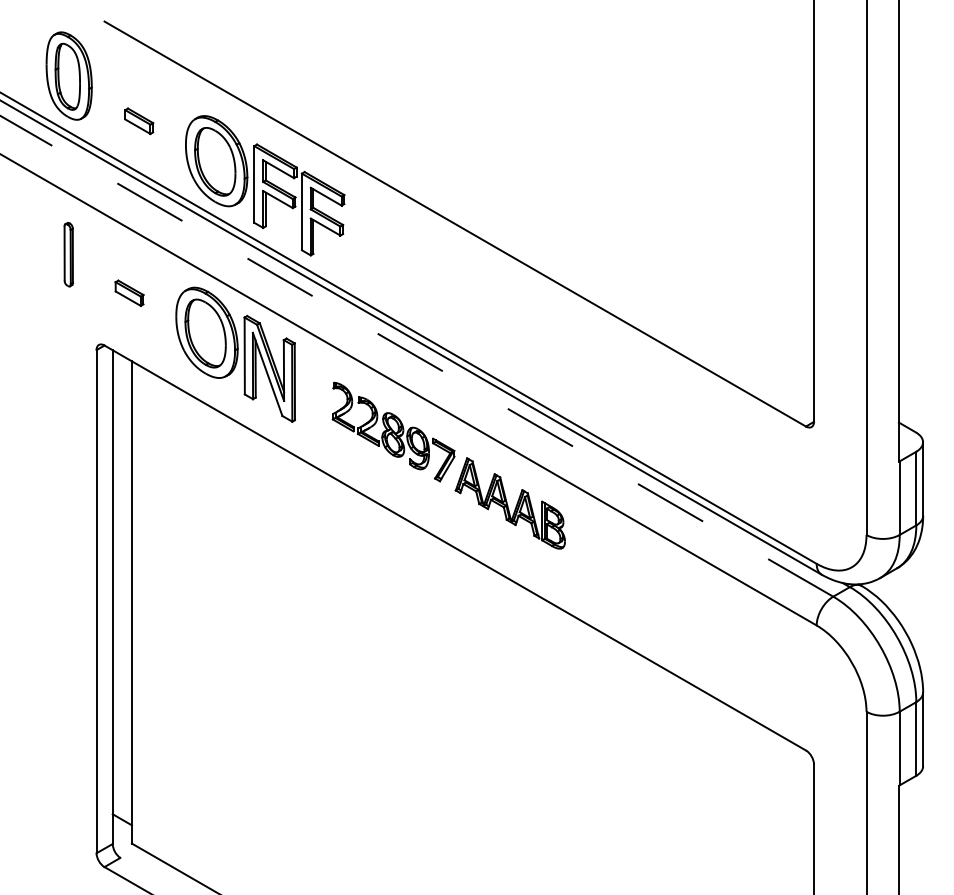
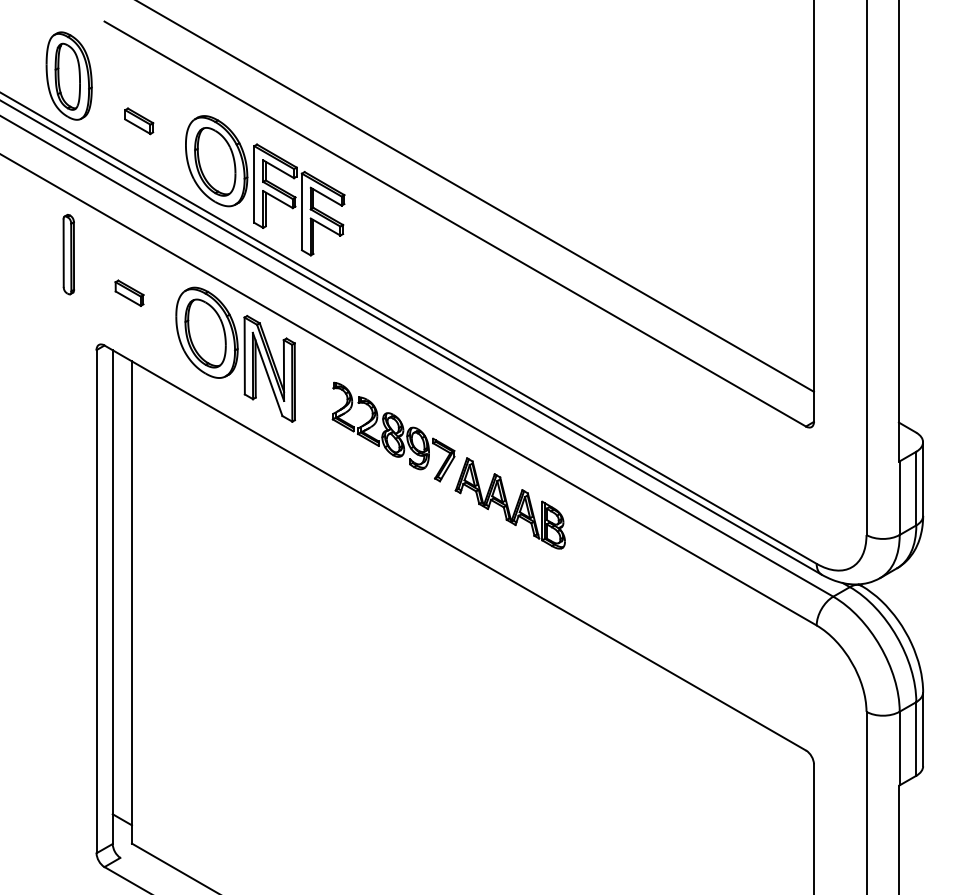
line: none -> present (475, 196)
part size: 11x66 px -> 13x82 px (68, 254)
line: dashed -> solid (417, 356)
